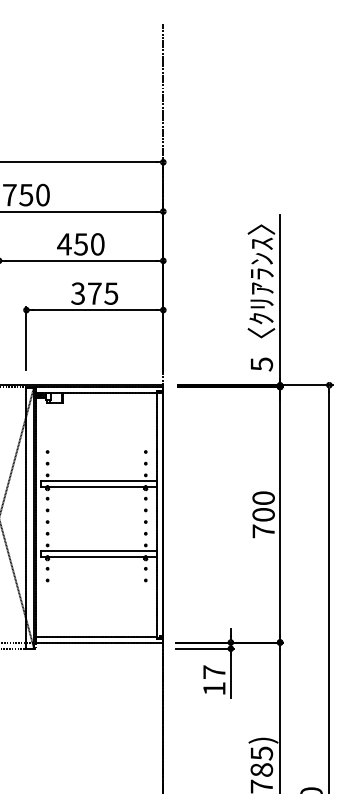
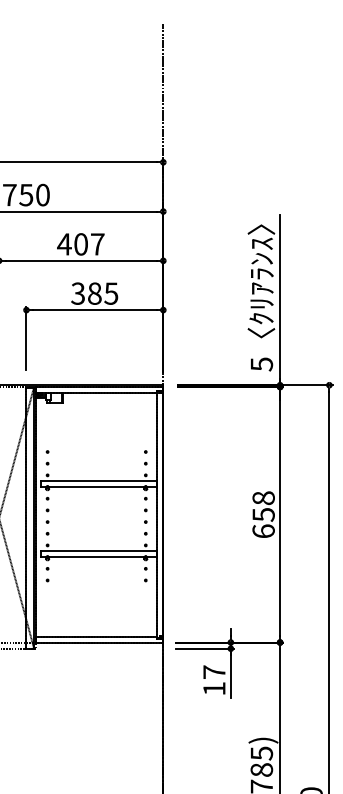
text: 450 -> 407 (89, 244)
text: 375 -> 385 (94, 293)
text: 700 -> 658 (263, 514)
